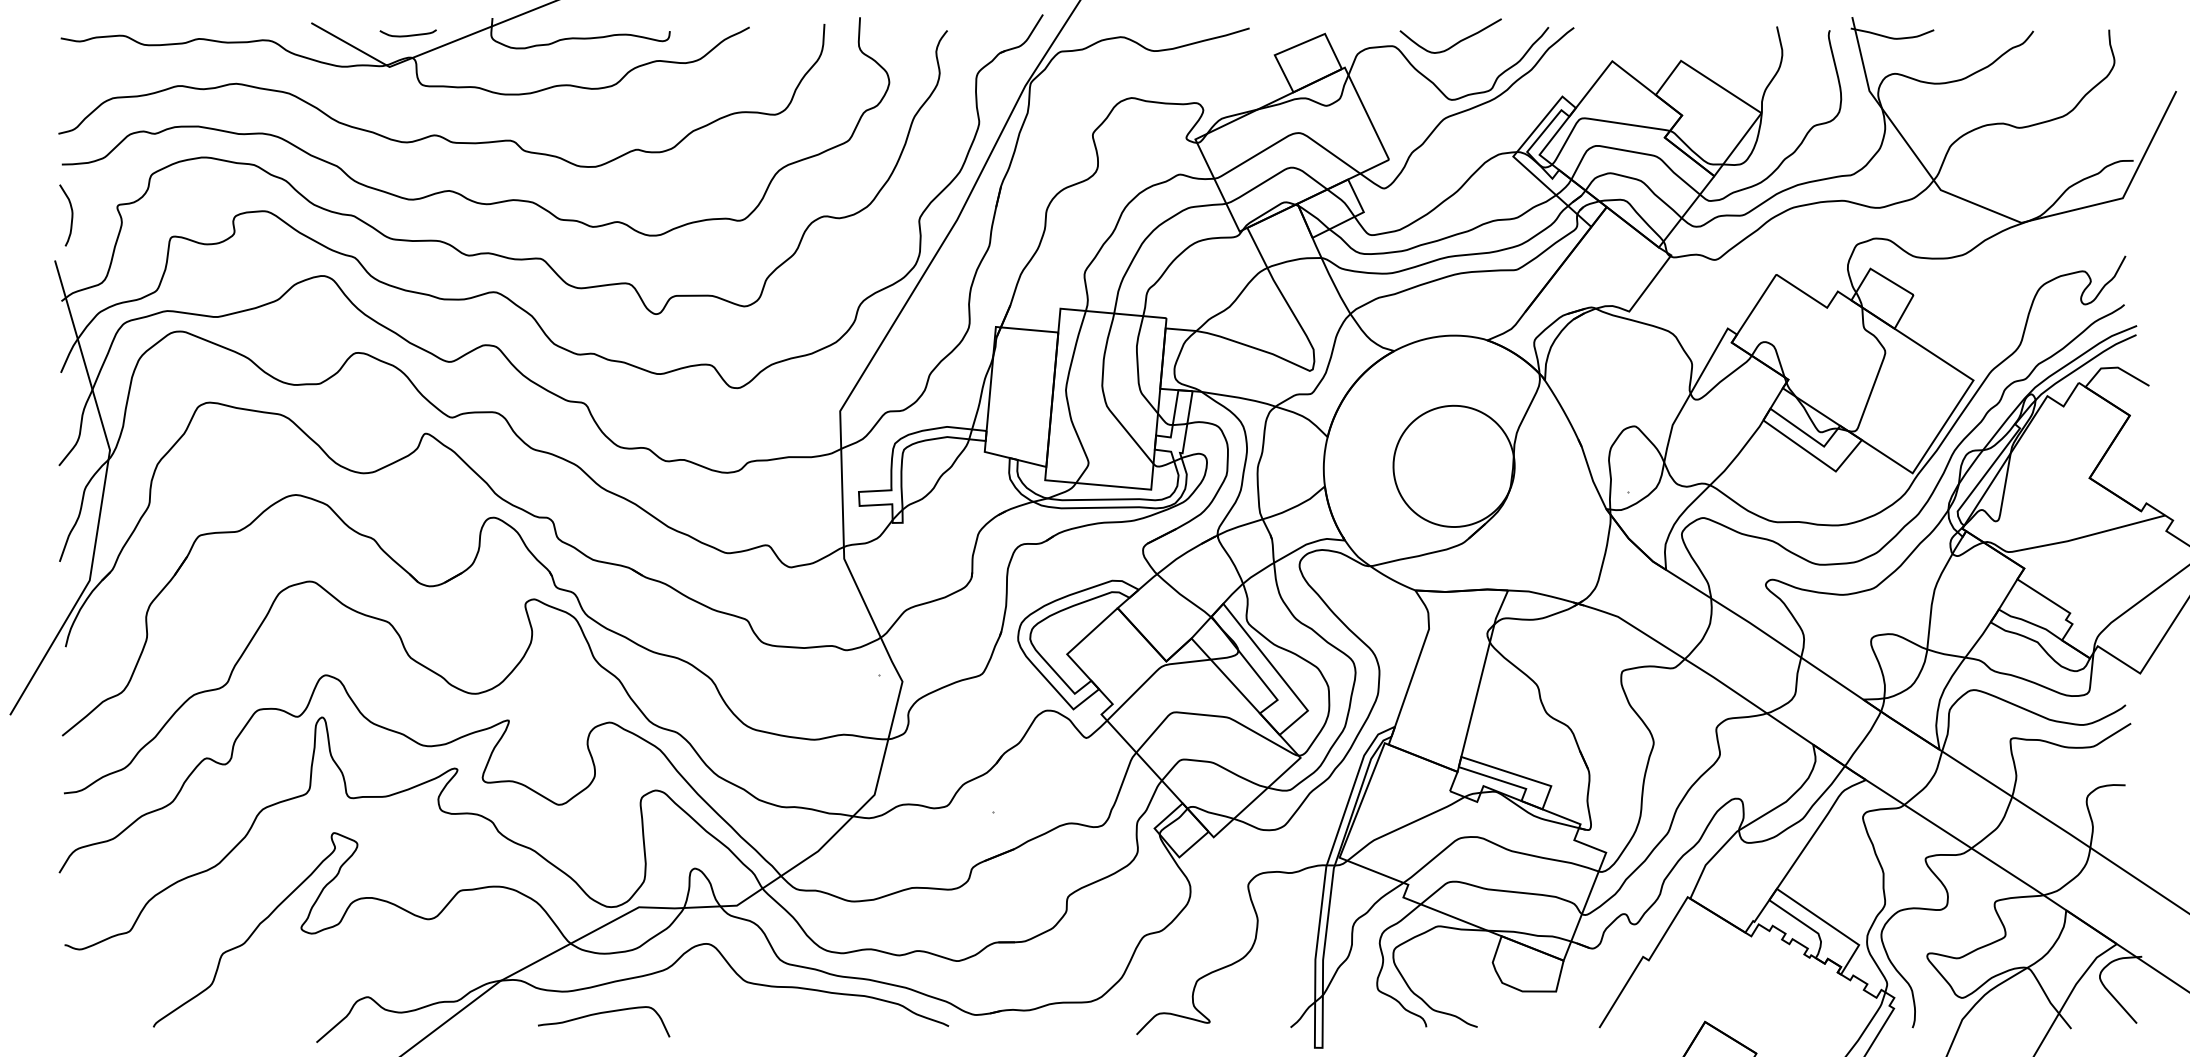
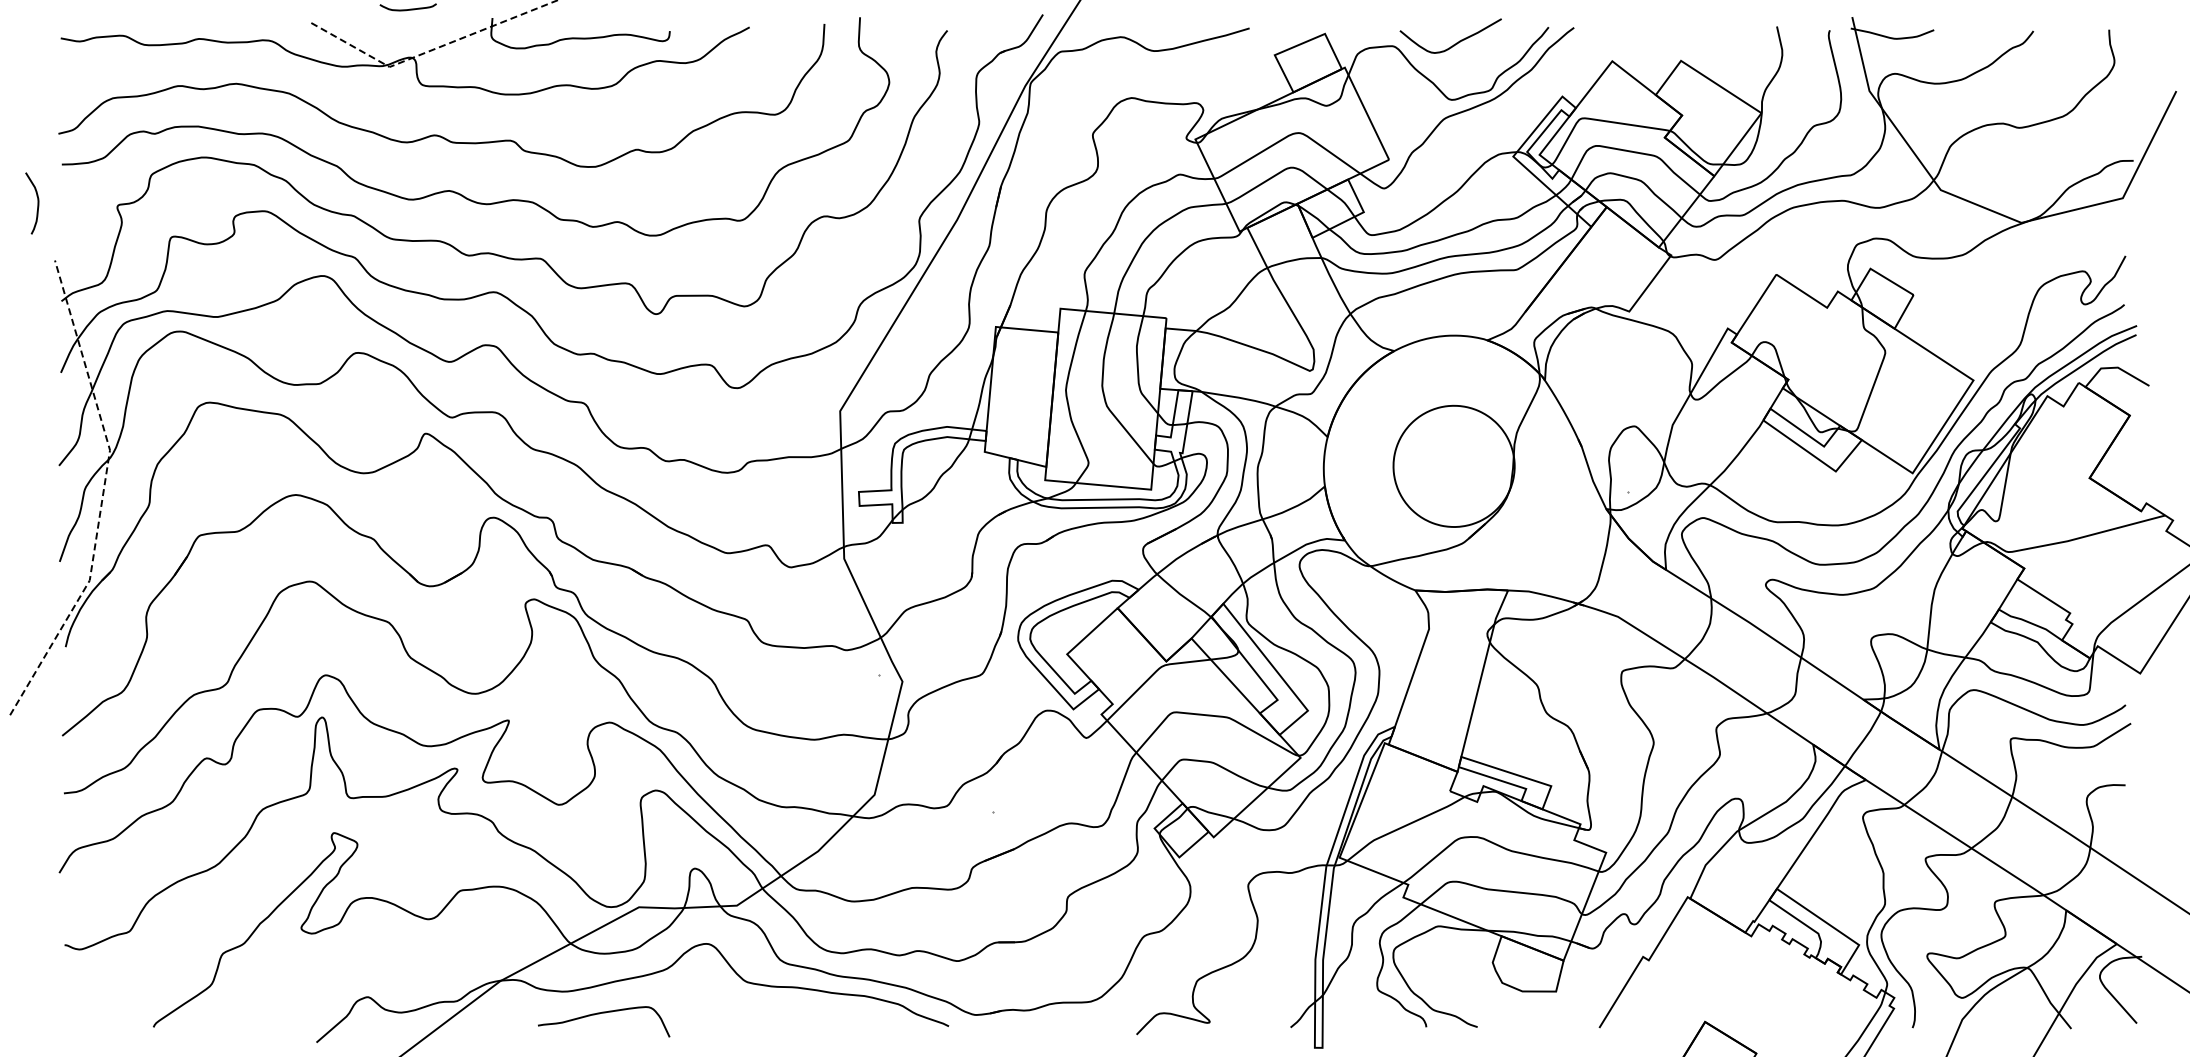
curve position: (407, 35) -> (407, 9) (407, 9)
line: solid -> dashed (431, 50)
curve position: (71, 215) -> (37, 203) (37, 203)
line: solid -> dashed (103, 494)
